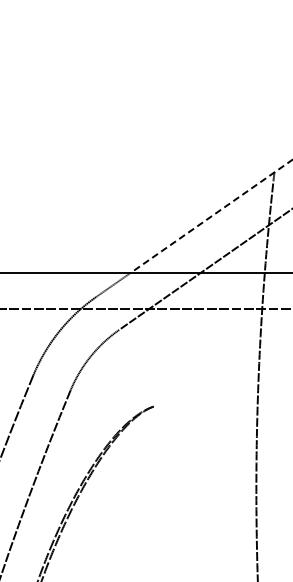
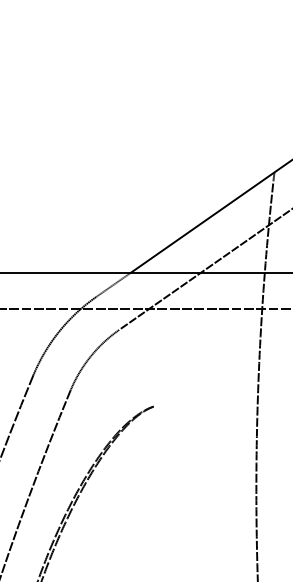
line: dashed -> solid (211, 216)
